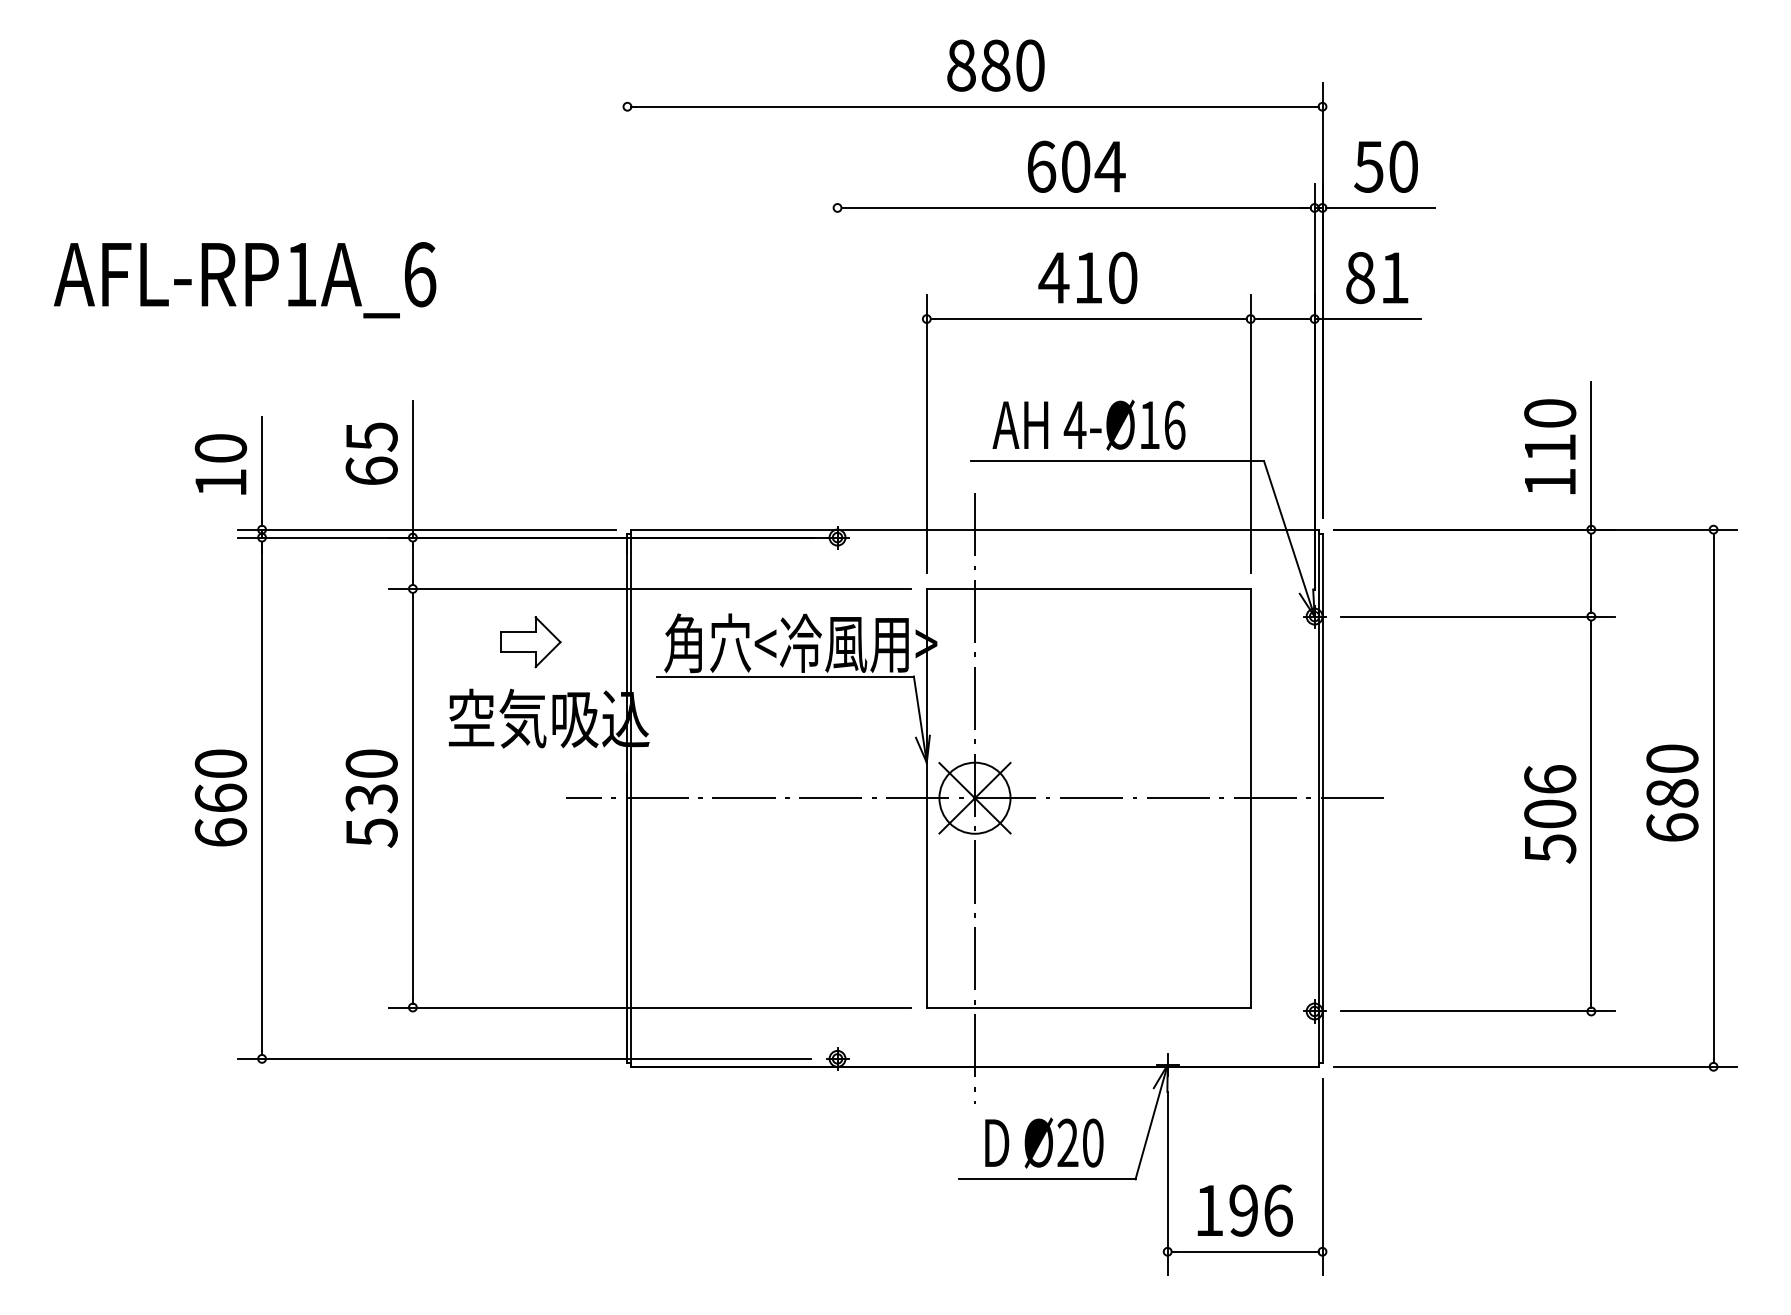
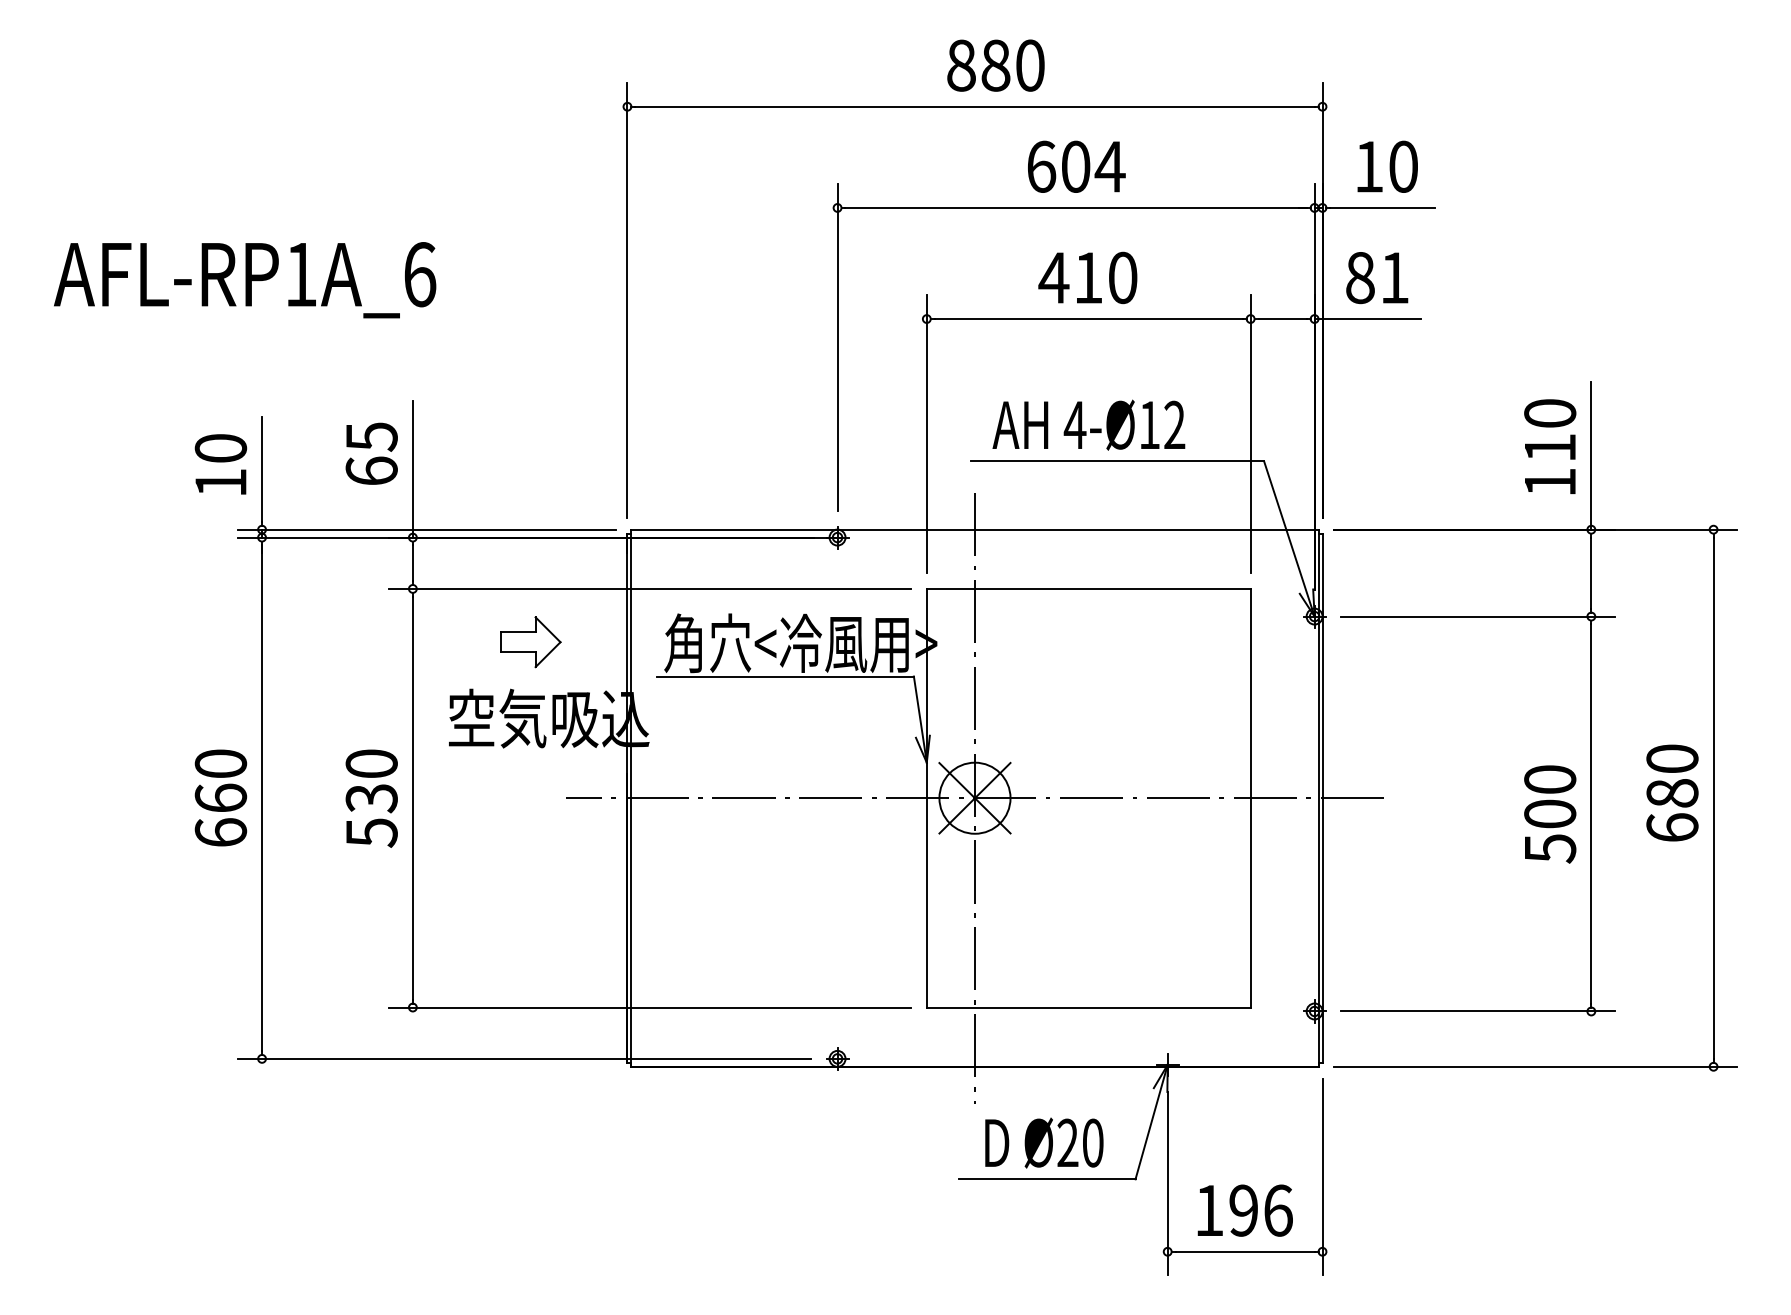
text: 50 -> 10 (1368, 166)
line: none -> present (627, 300)
line: none -> present (837, 347)
text: 4-Ø16 -> 4-Ø12 (1174, 424)
text: 506 -> 500 (1550, 779)
